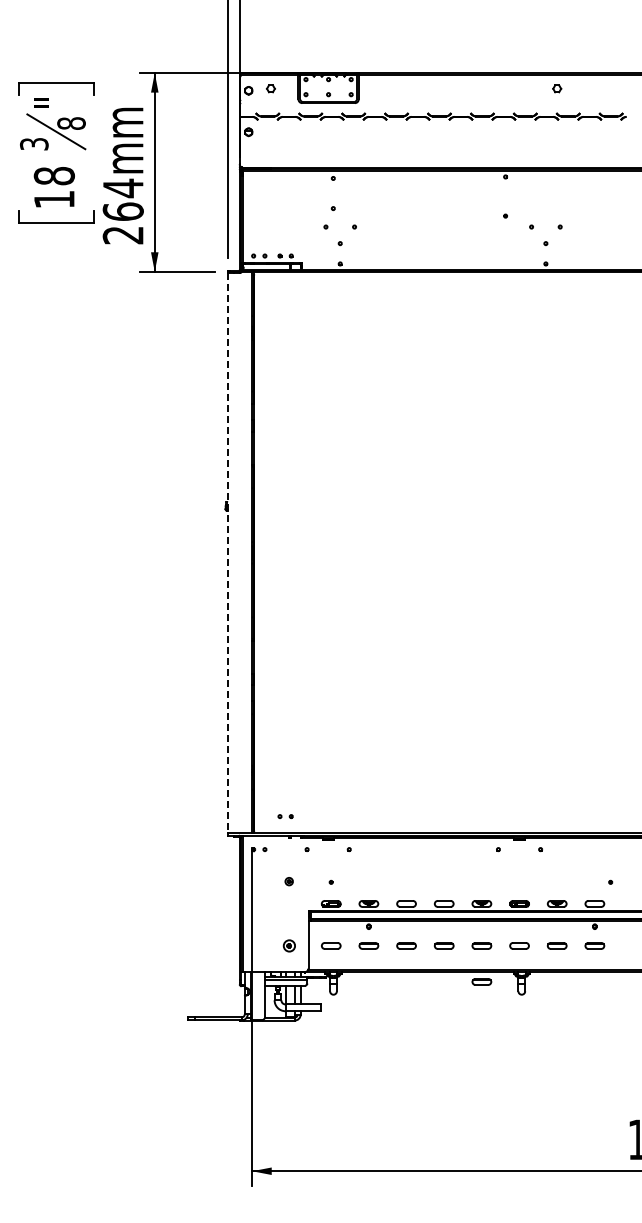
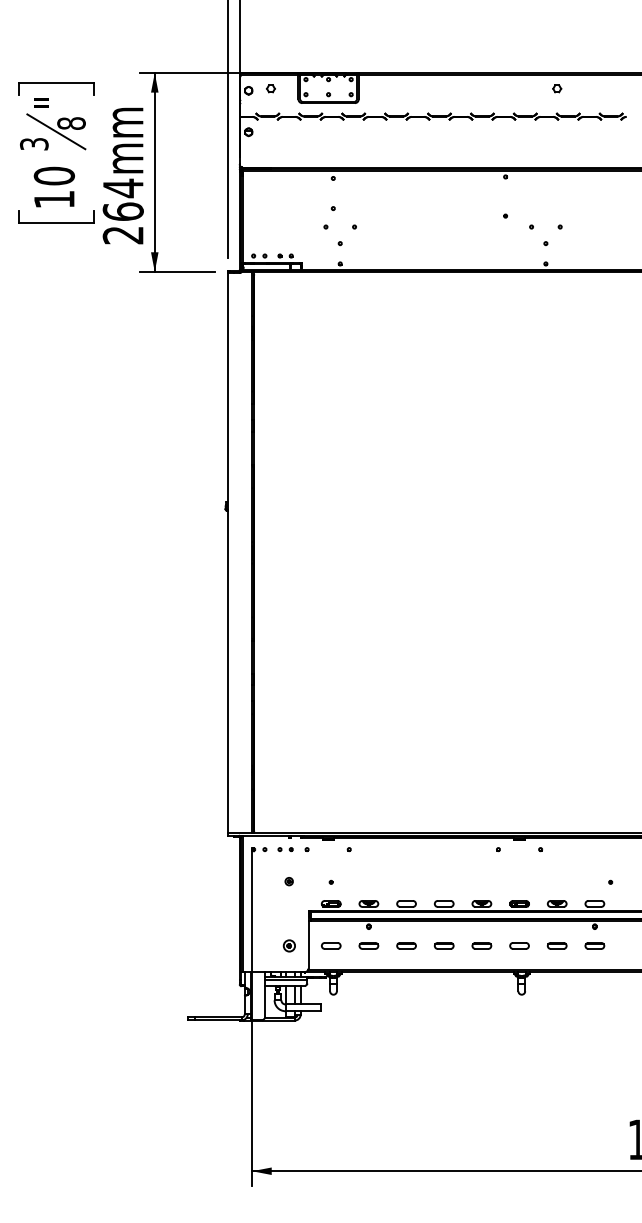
text: 18 -> 10 (54, 175)
line: dashed -> solid (228, 552)
part position: (285, 816) -> (285, 849) (285, 849)
part: present -> none (481, 981)
